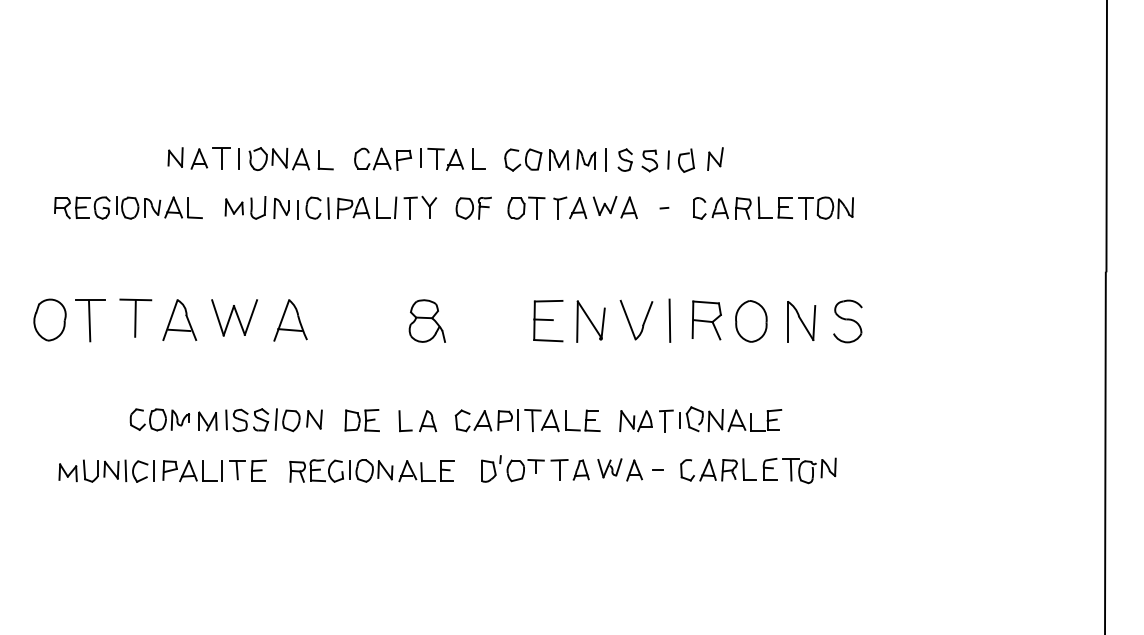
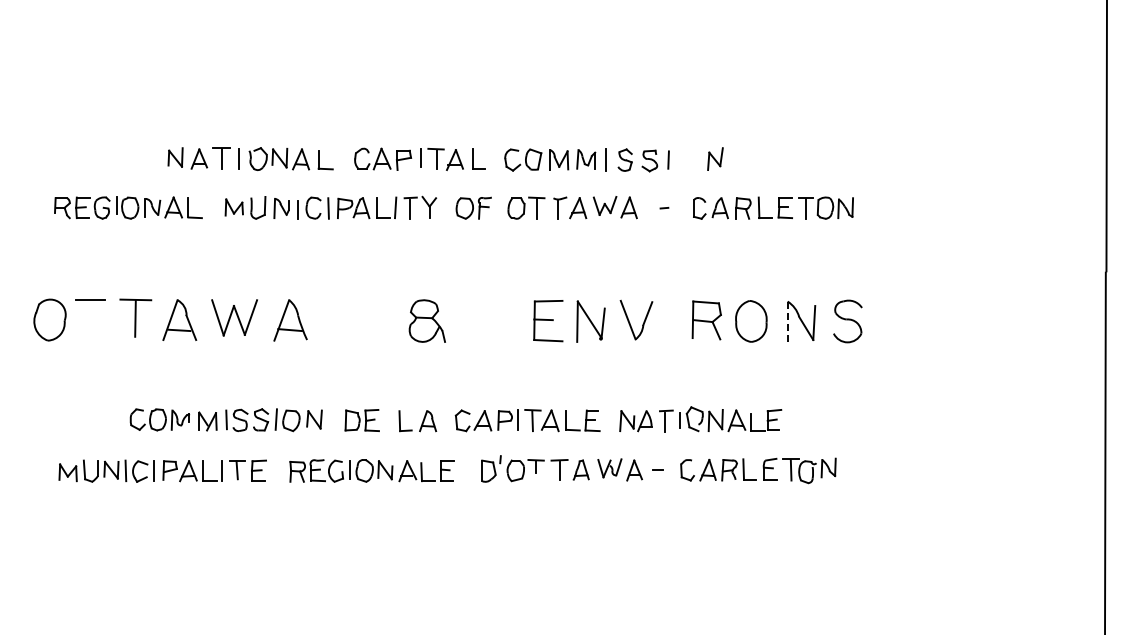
part: present -> none (686, 160)
line: present -> none (89, 320)
line: present -> none (669, 320)
line: solid -> dashed (787, 321)
